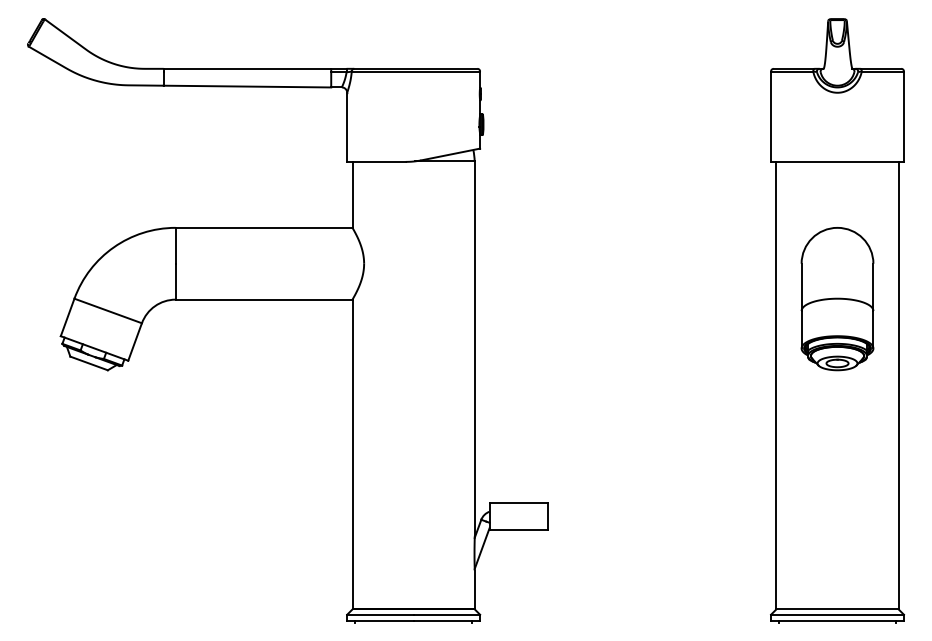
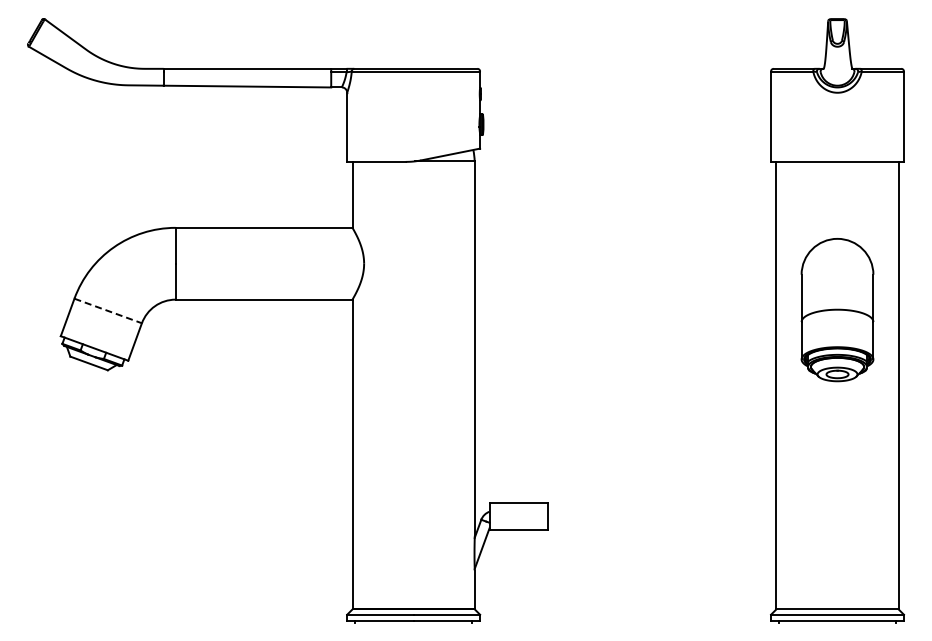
part position: (837, 299) -> (837, 310) (837, 310)
line: solid -> dashed (108, 310)
